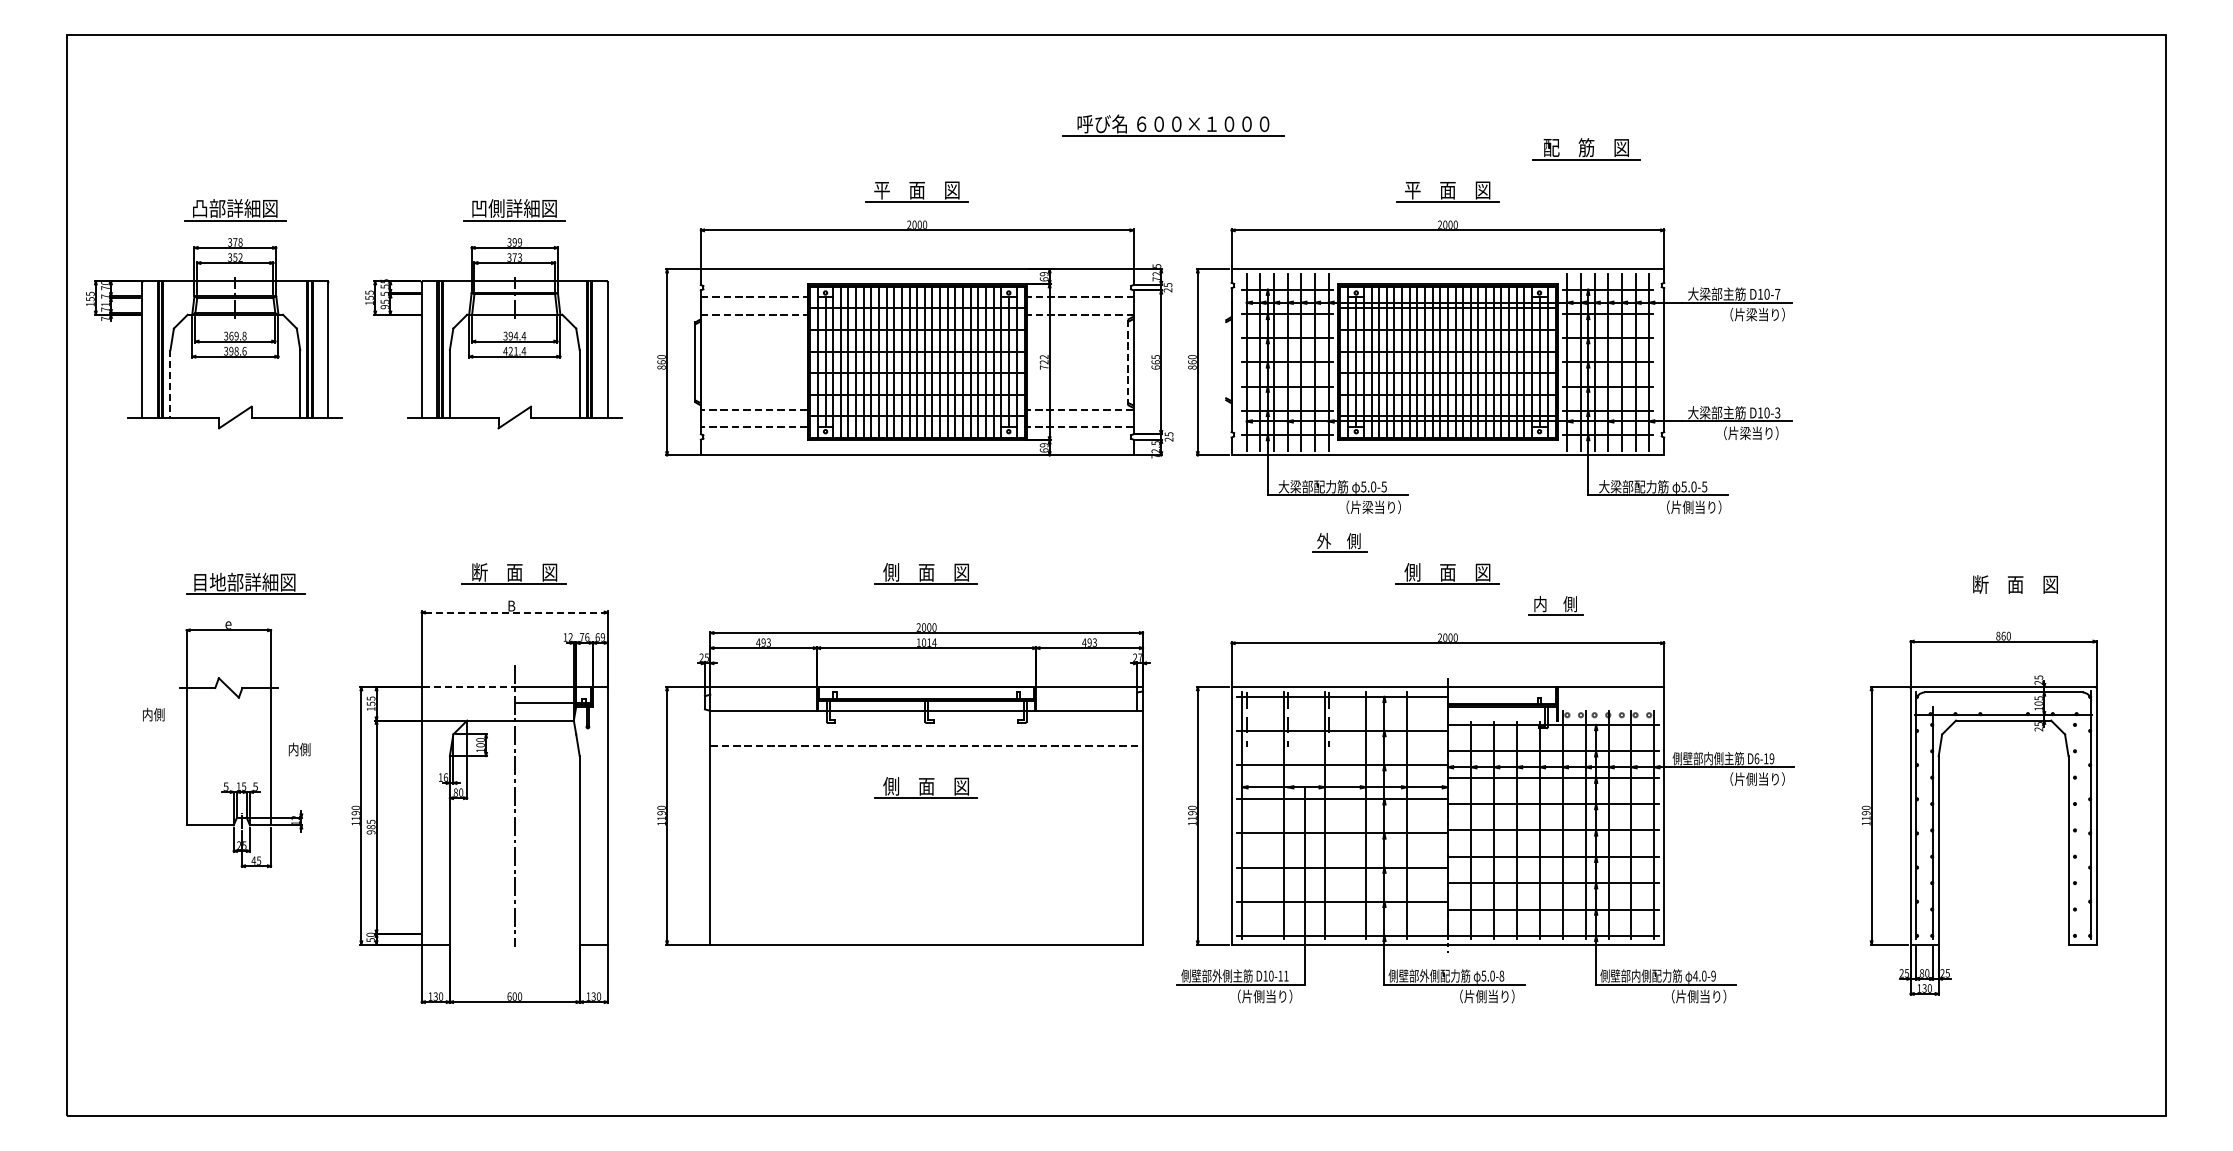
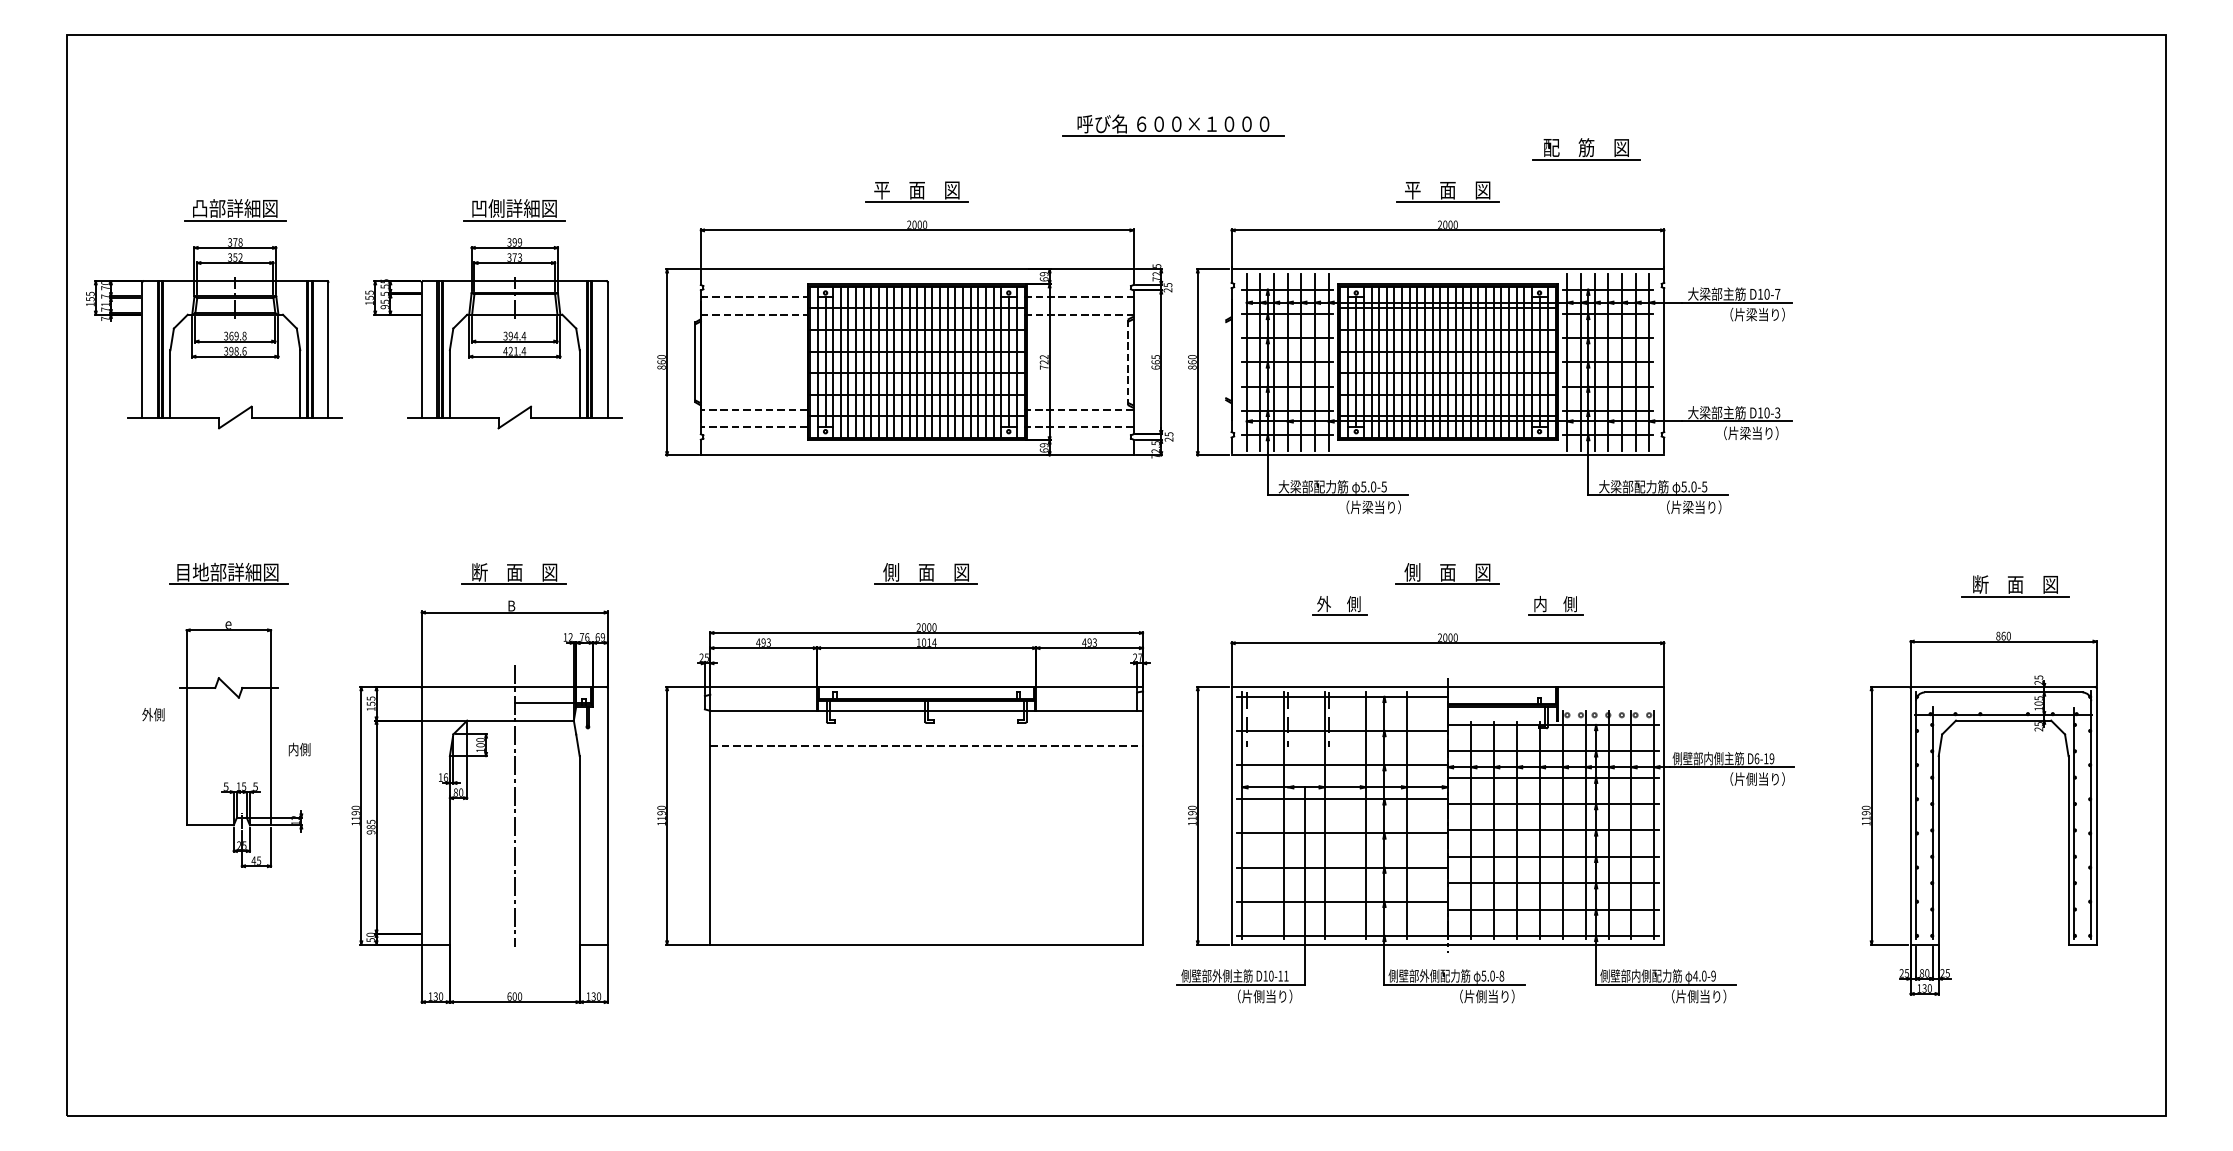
line: dashed -> solid (170, 383)
text: （片側当り） -> （片梁当り） (1687, 506)
part position: (1347, 541) -> (1347, 604) (1347, 604)
part position: (245, 583) -> (228, 573) (228, 573)
line: none -> present (2015, 596)
line: dashed -> solid (514, 612)
line: dashed -> solid (469, 687)
text: 内側 -> 外側 (147, 714)
part: present -> none (925, 787)
line: none -> present (2073, 823)
